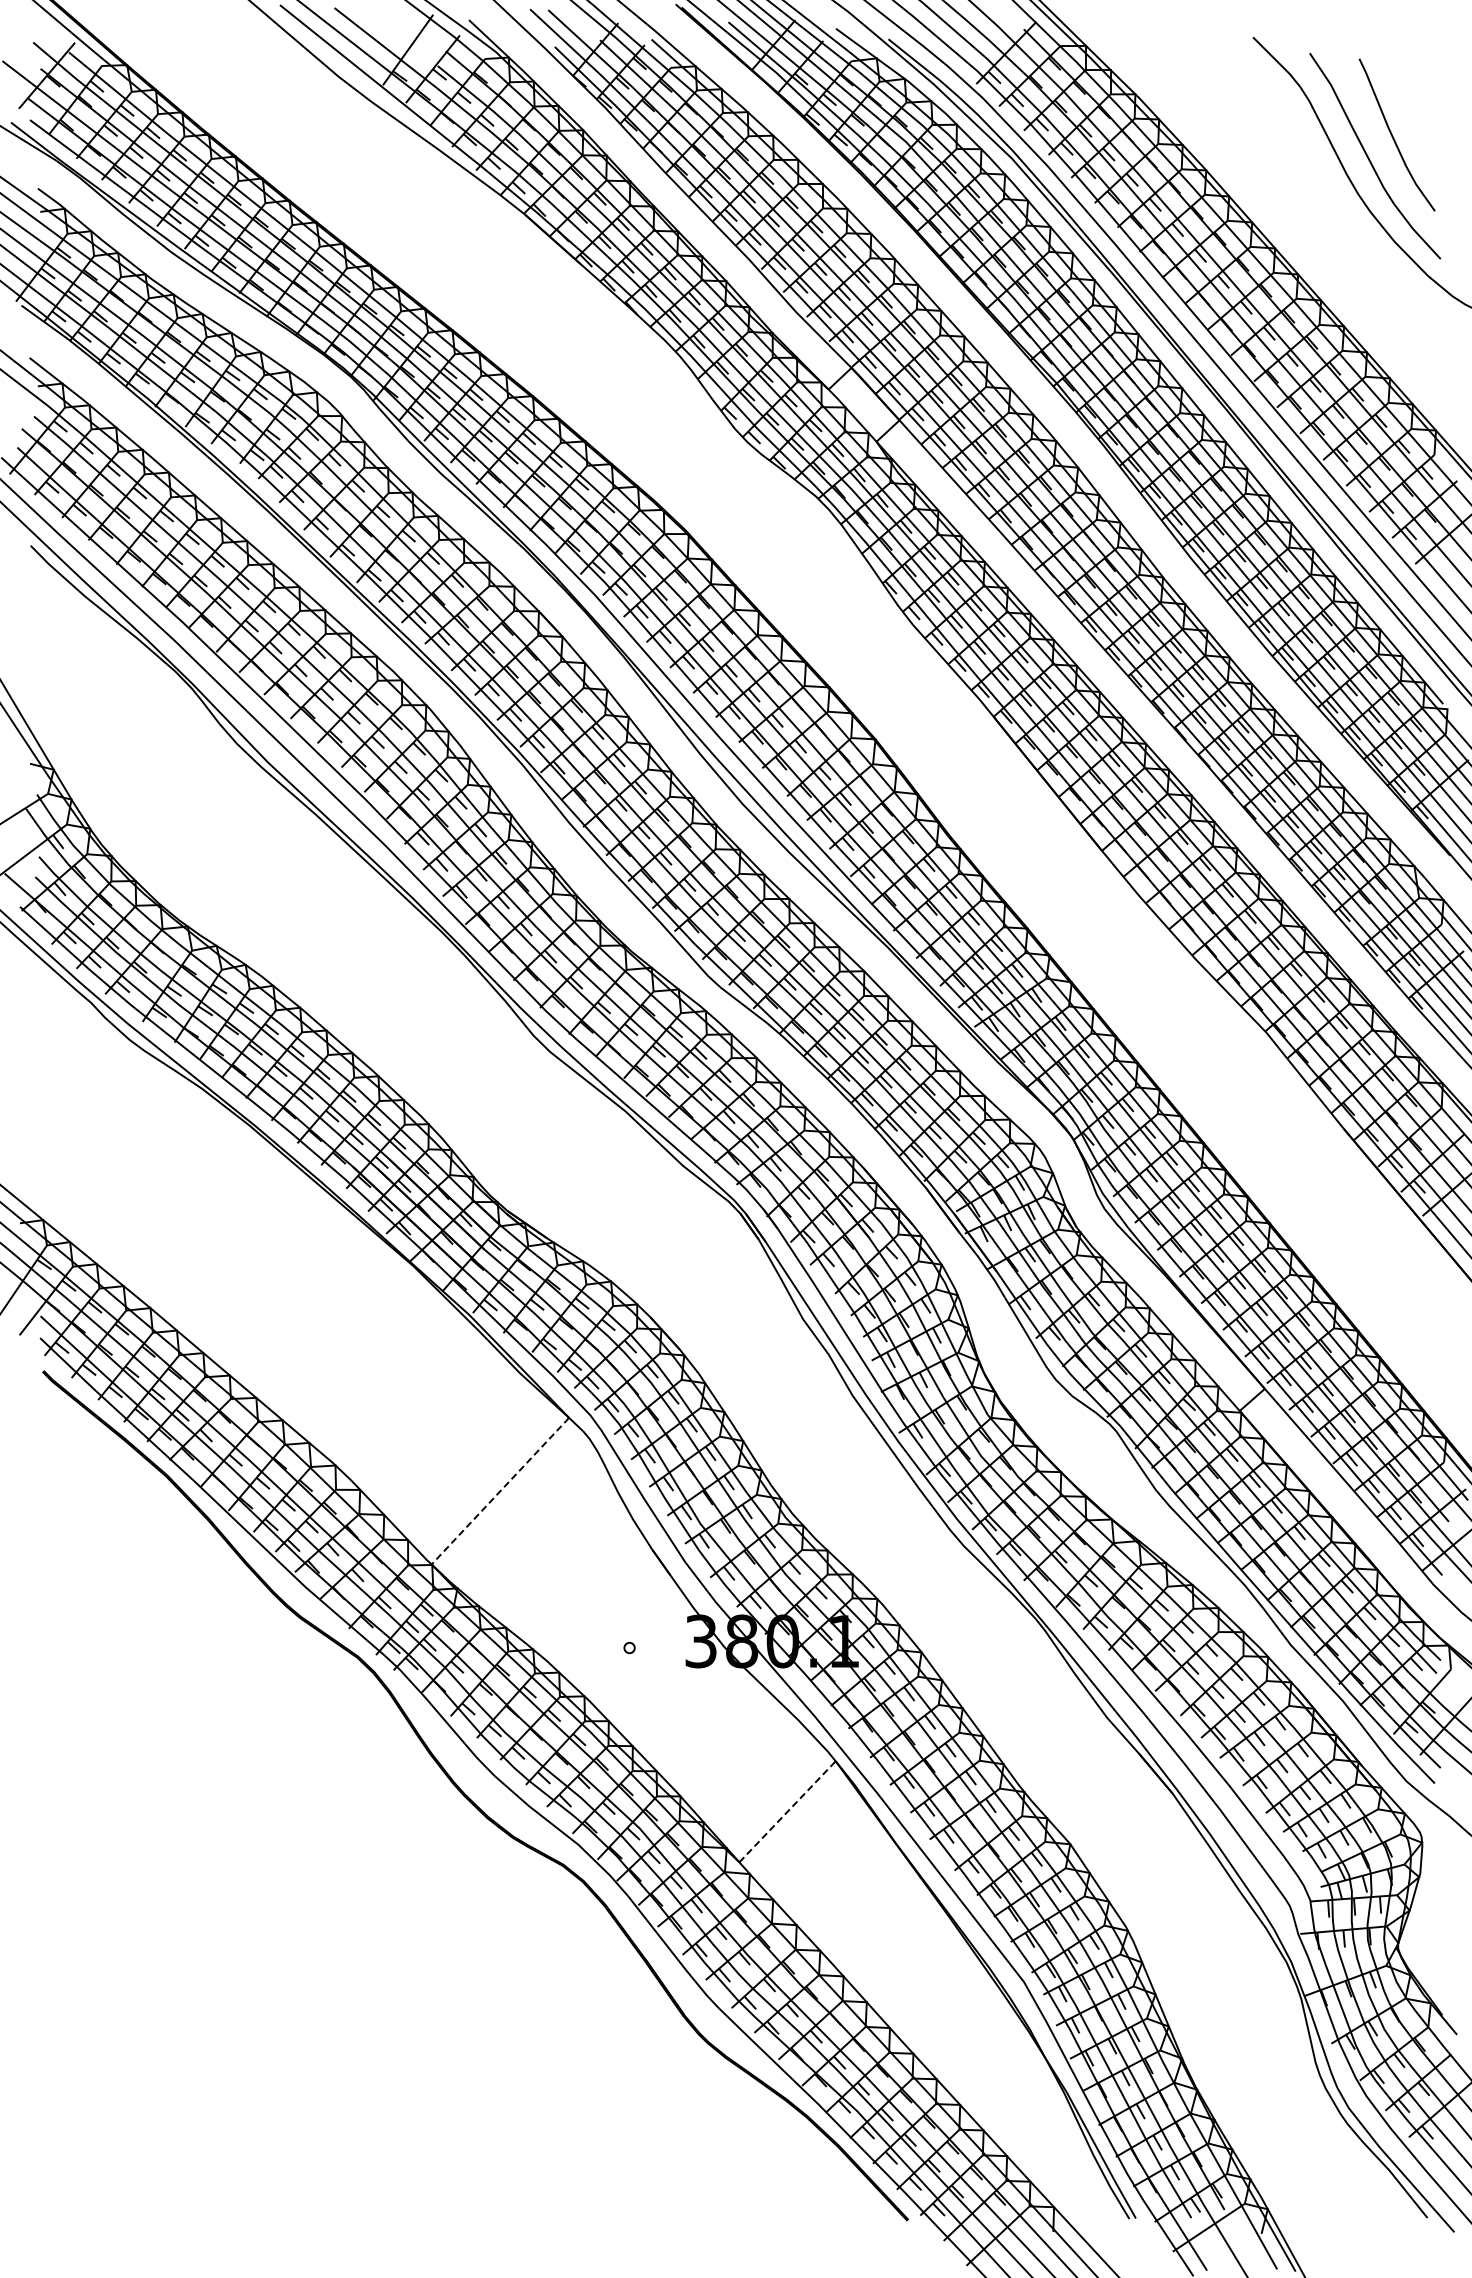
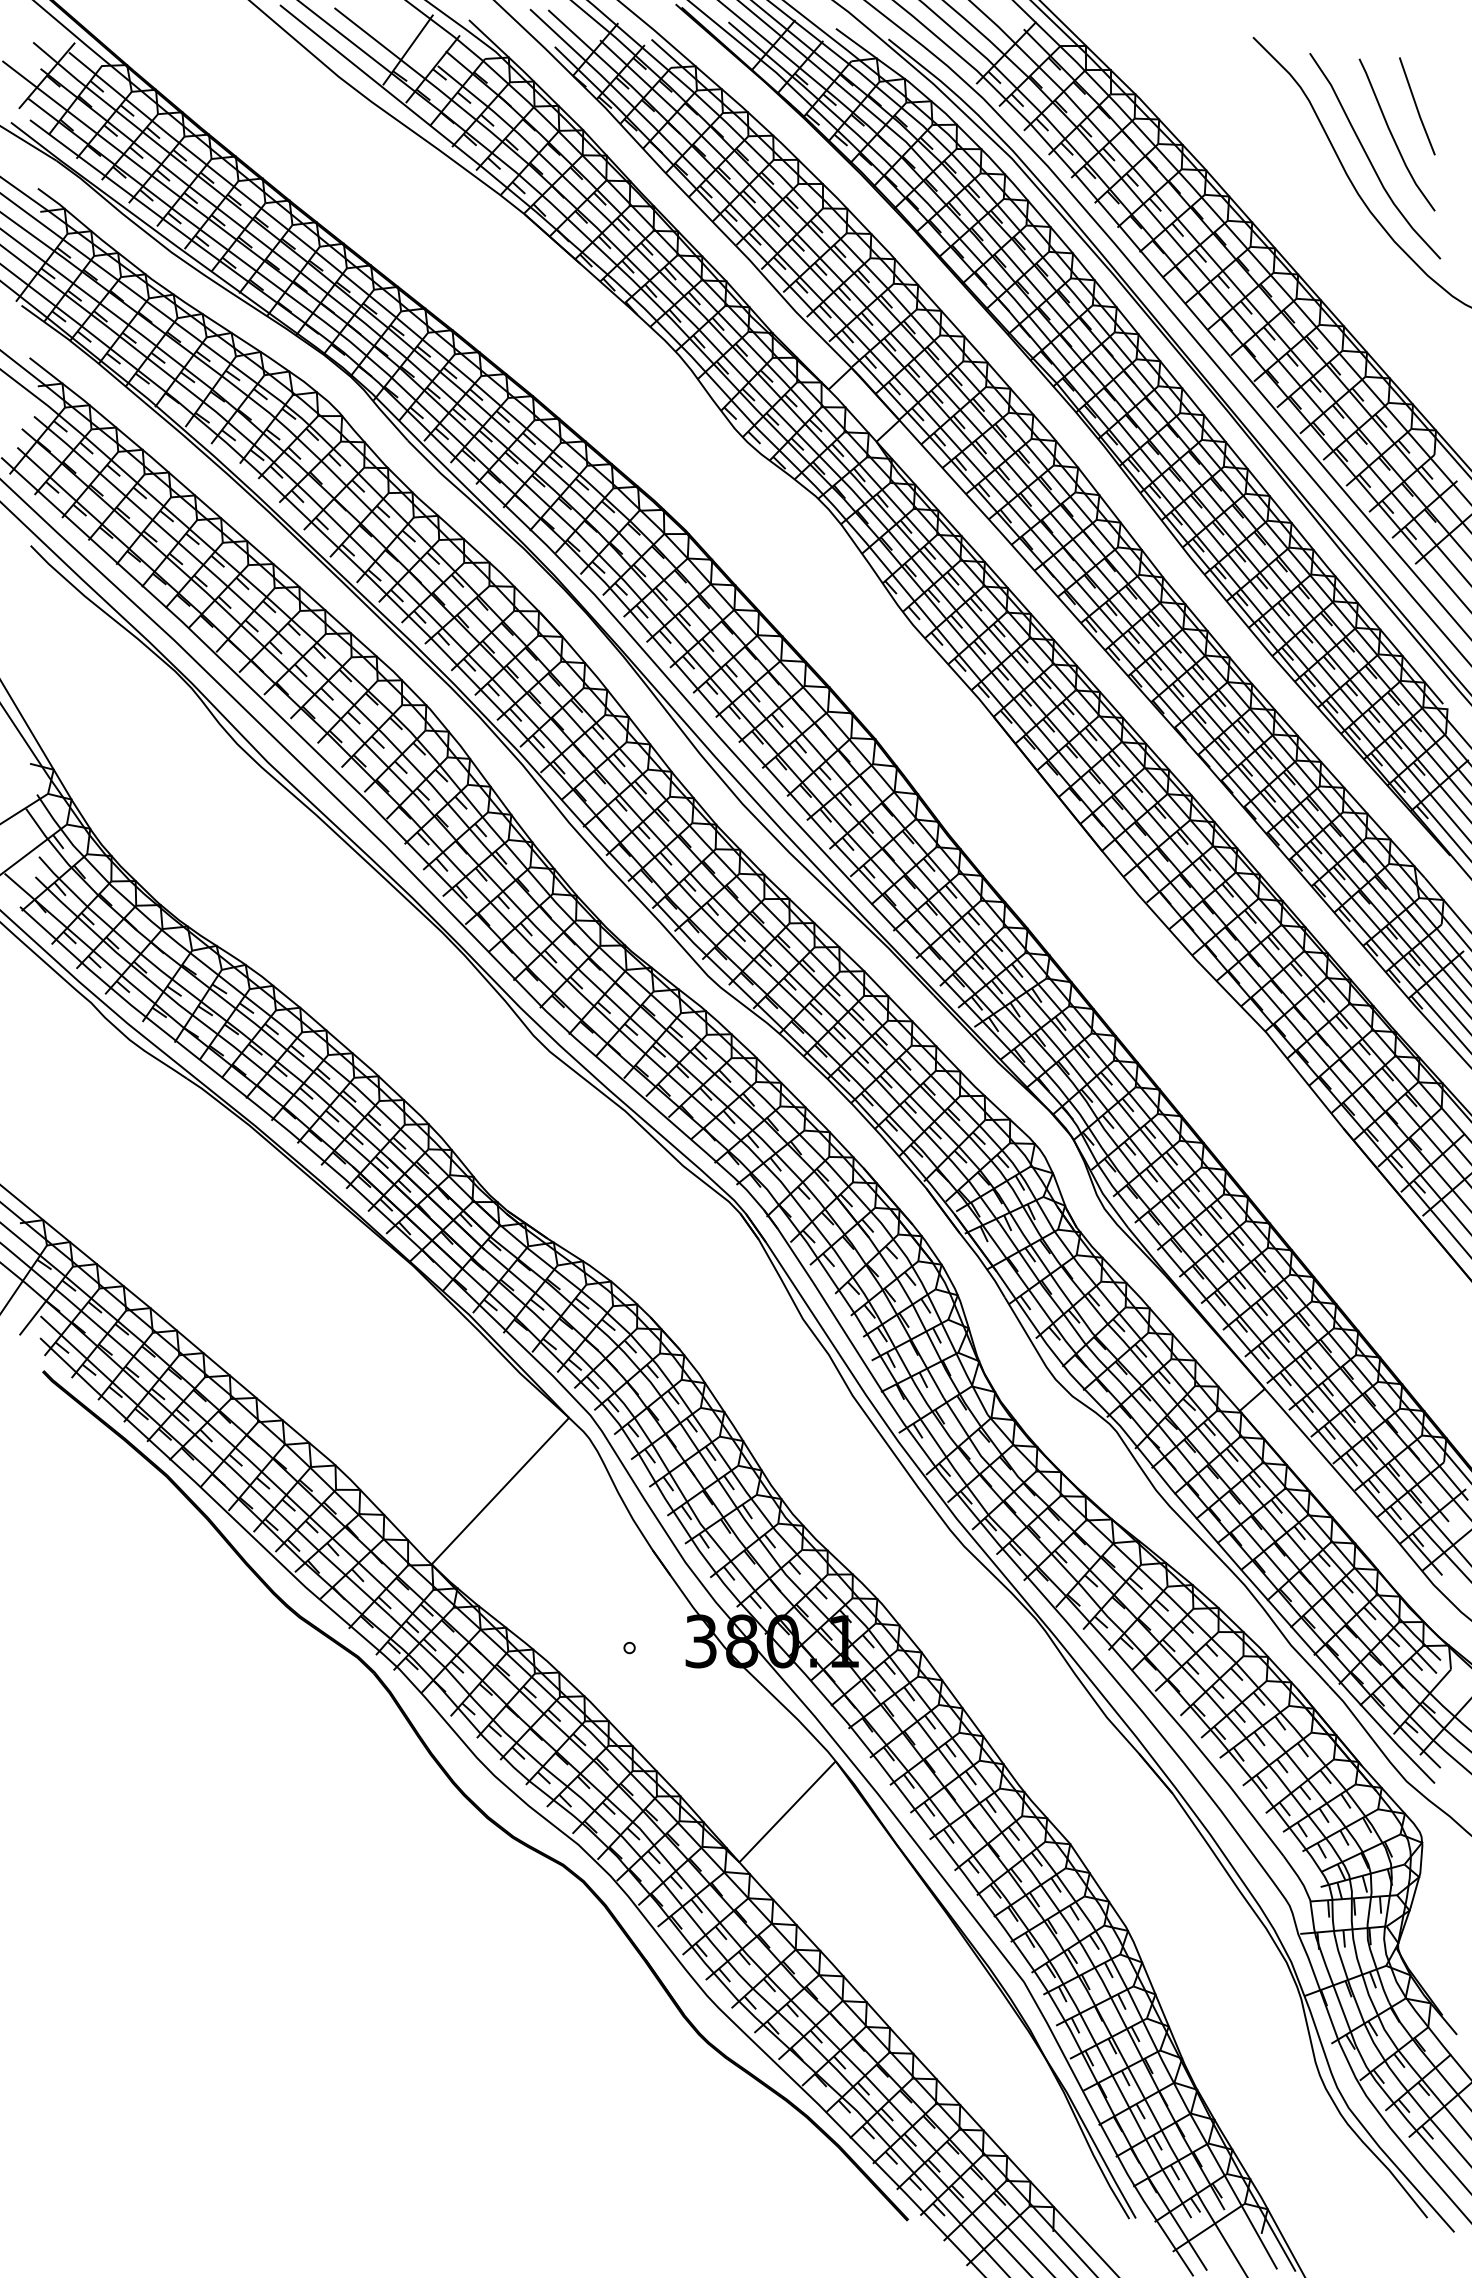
line: none -> present (1417, 106)
line: dashed -> solid (500, 1491)
line: dashed -> solid (787, 1811)
